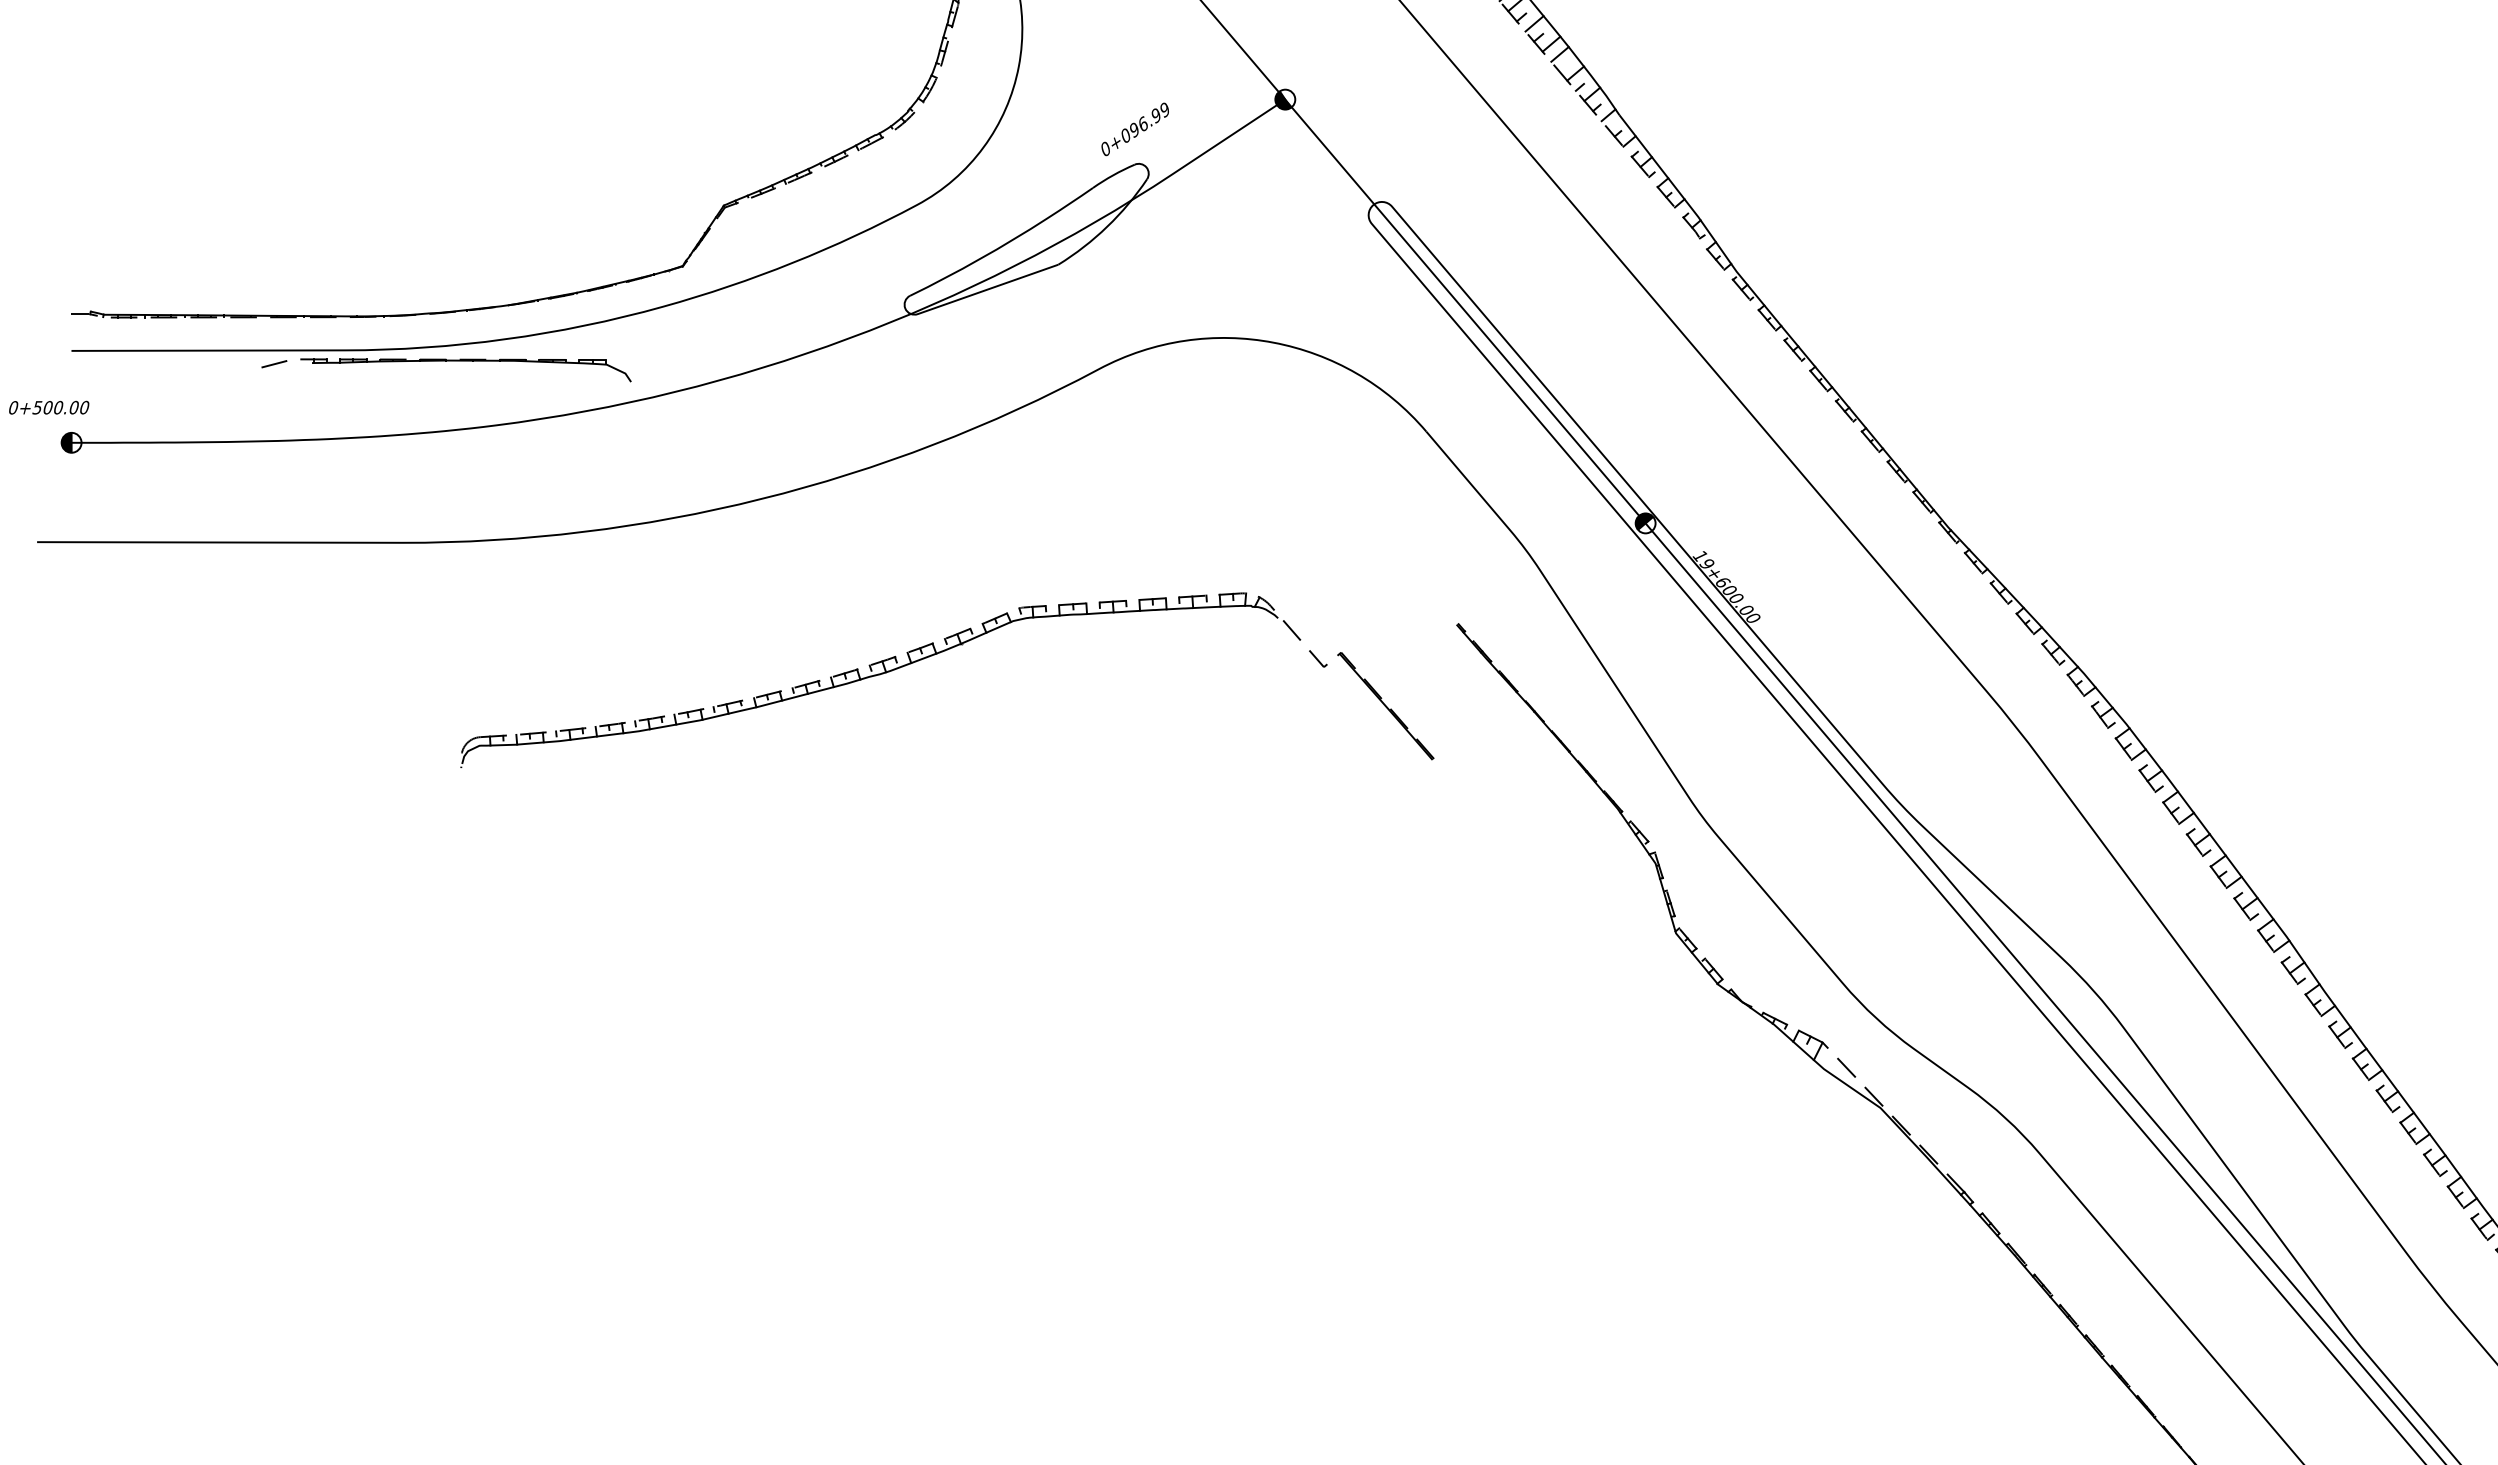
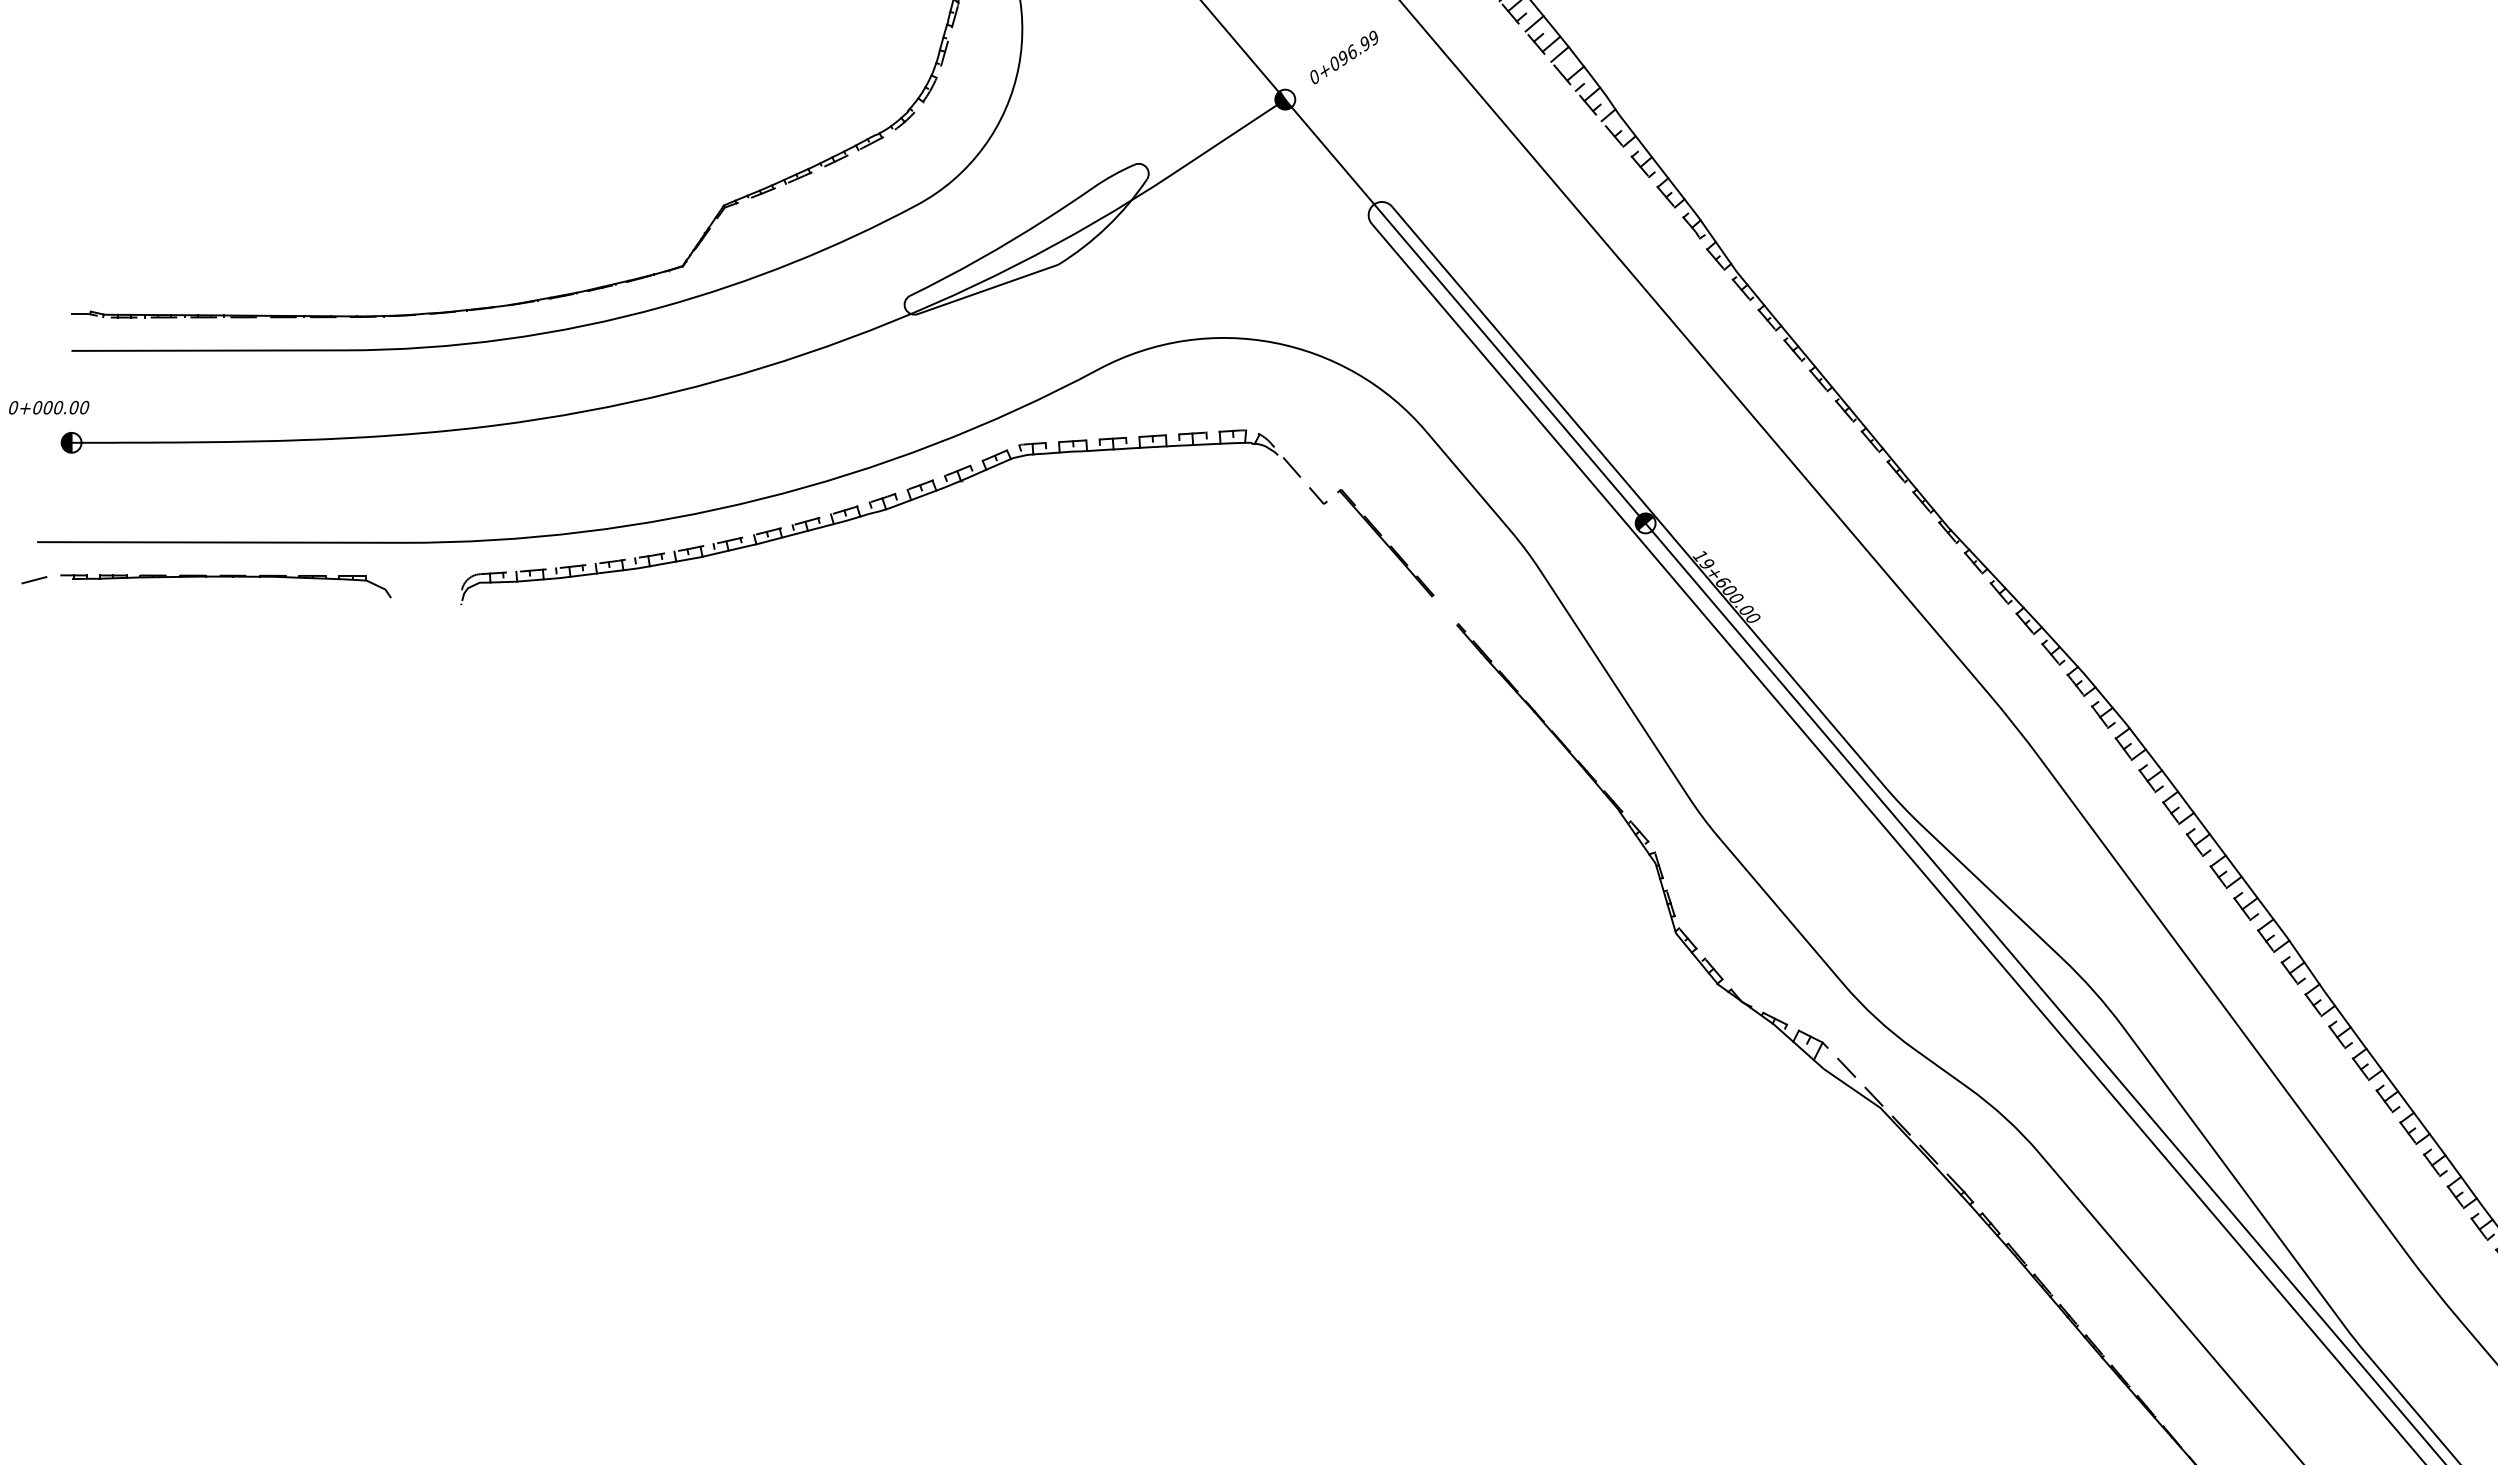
text position: (1134, 129) -> (1343, 57) (1343, 57)
part position: (446, 361) -> (206, 577) (206, 577)
text: 0+500.00 -> 0+000.00 (37, 407)
part position: (940, 653) -> (940, 490) (940, 490)
